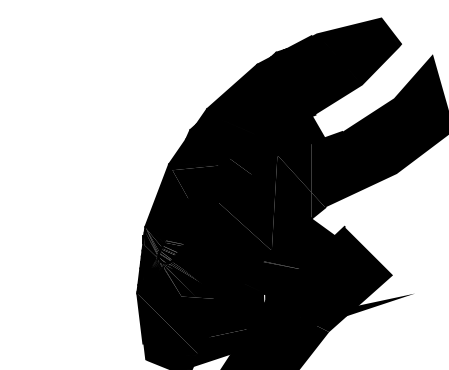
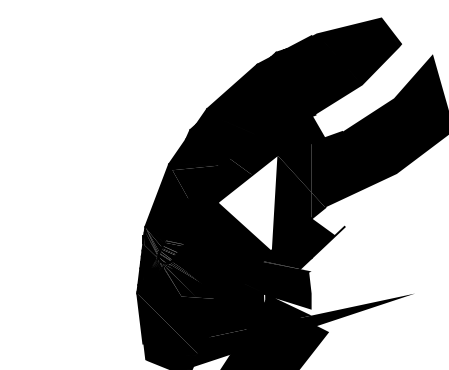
fill: present -> none (247, 202)
fill: present -> none (329, 279)
